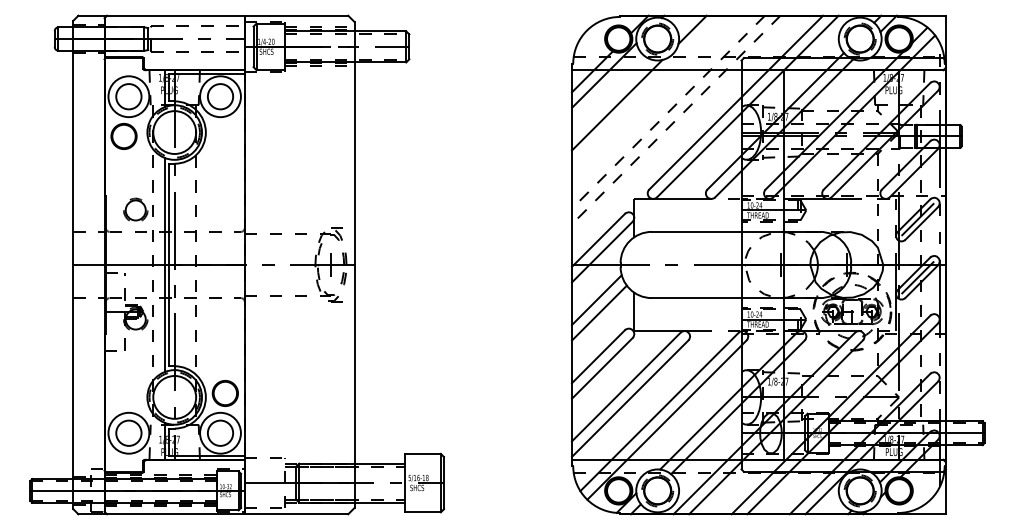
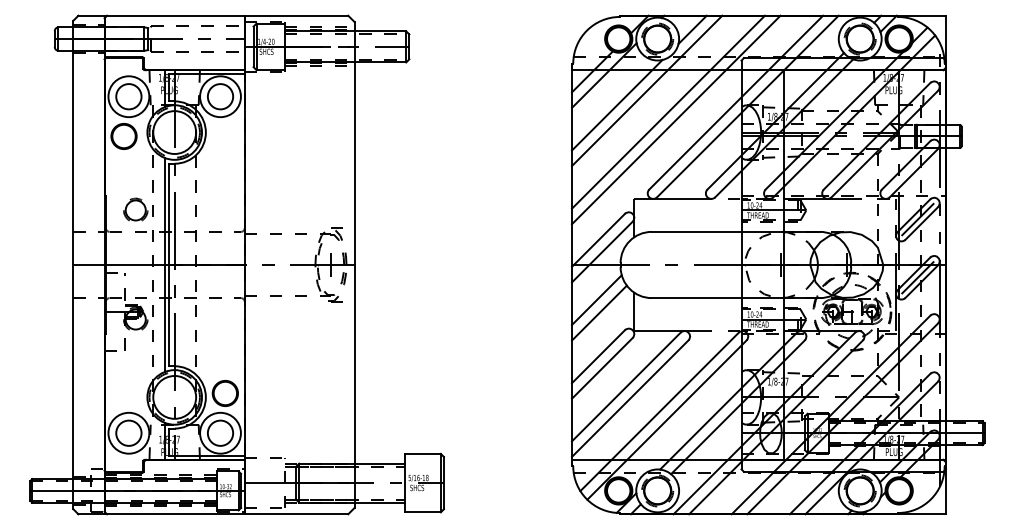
line: none -> present (646, 90)
line: dashed -> solid (668, 112)
line: dashed -> solid (675, 120)
